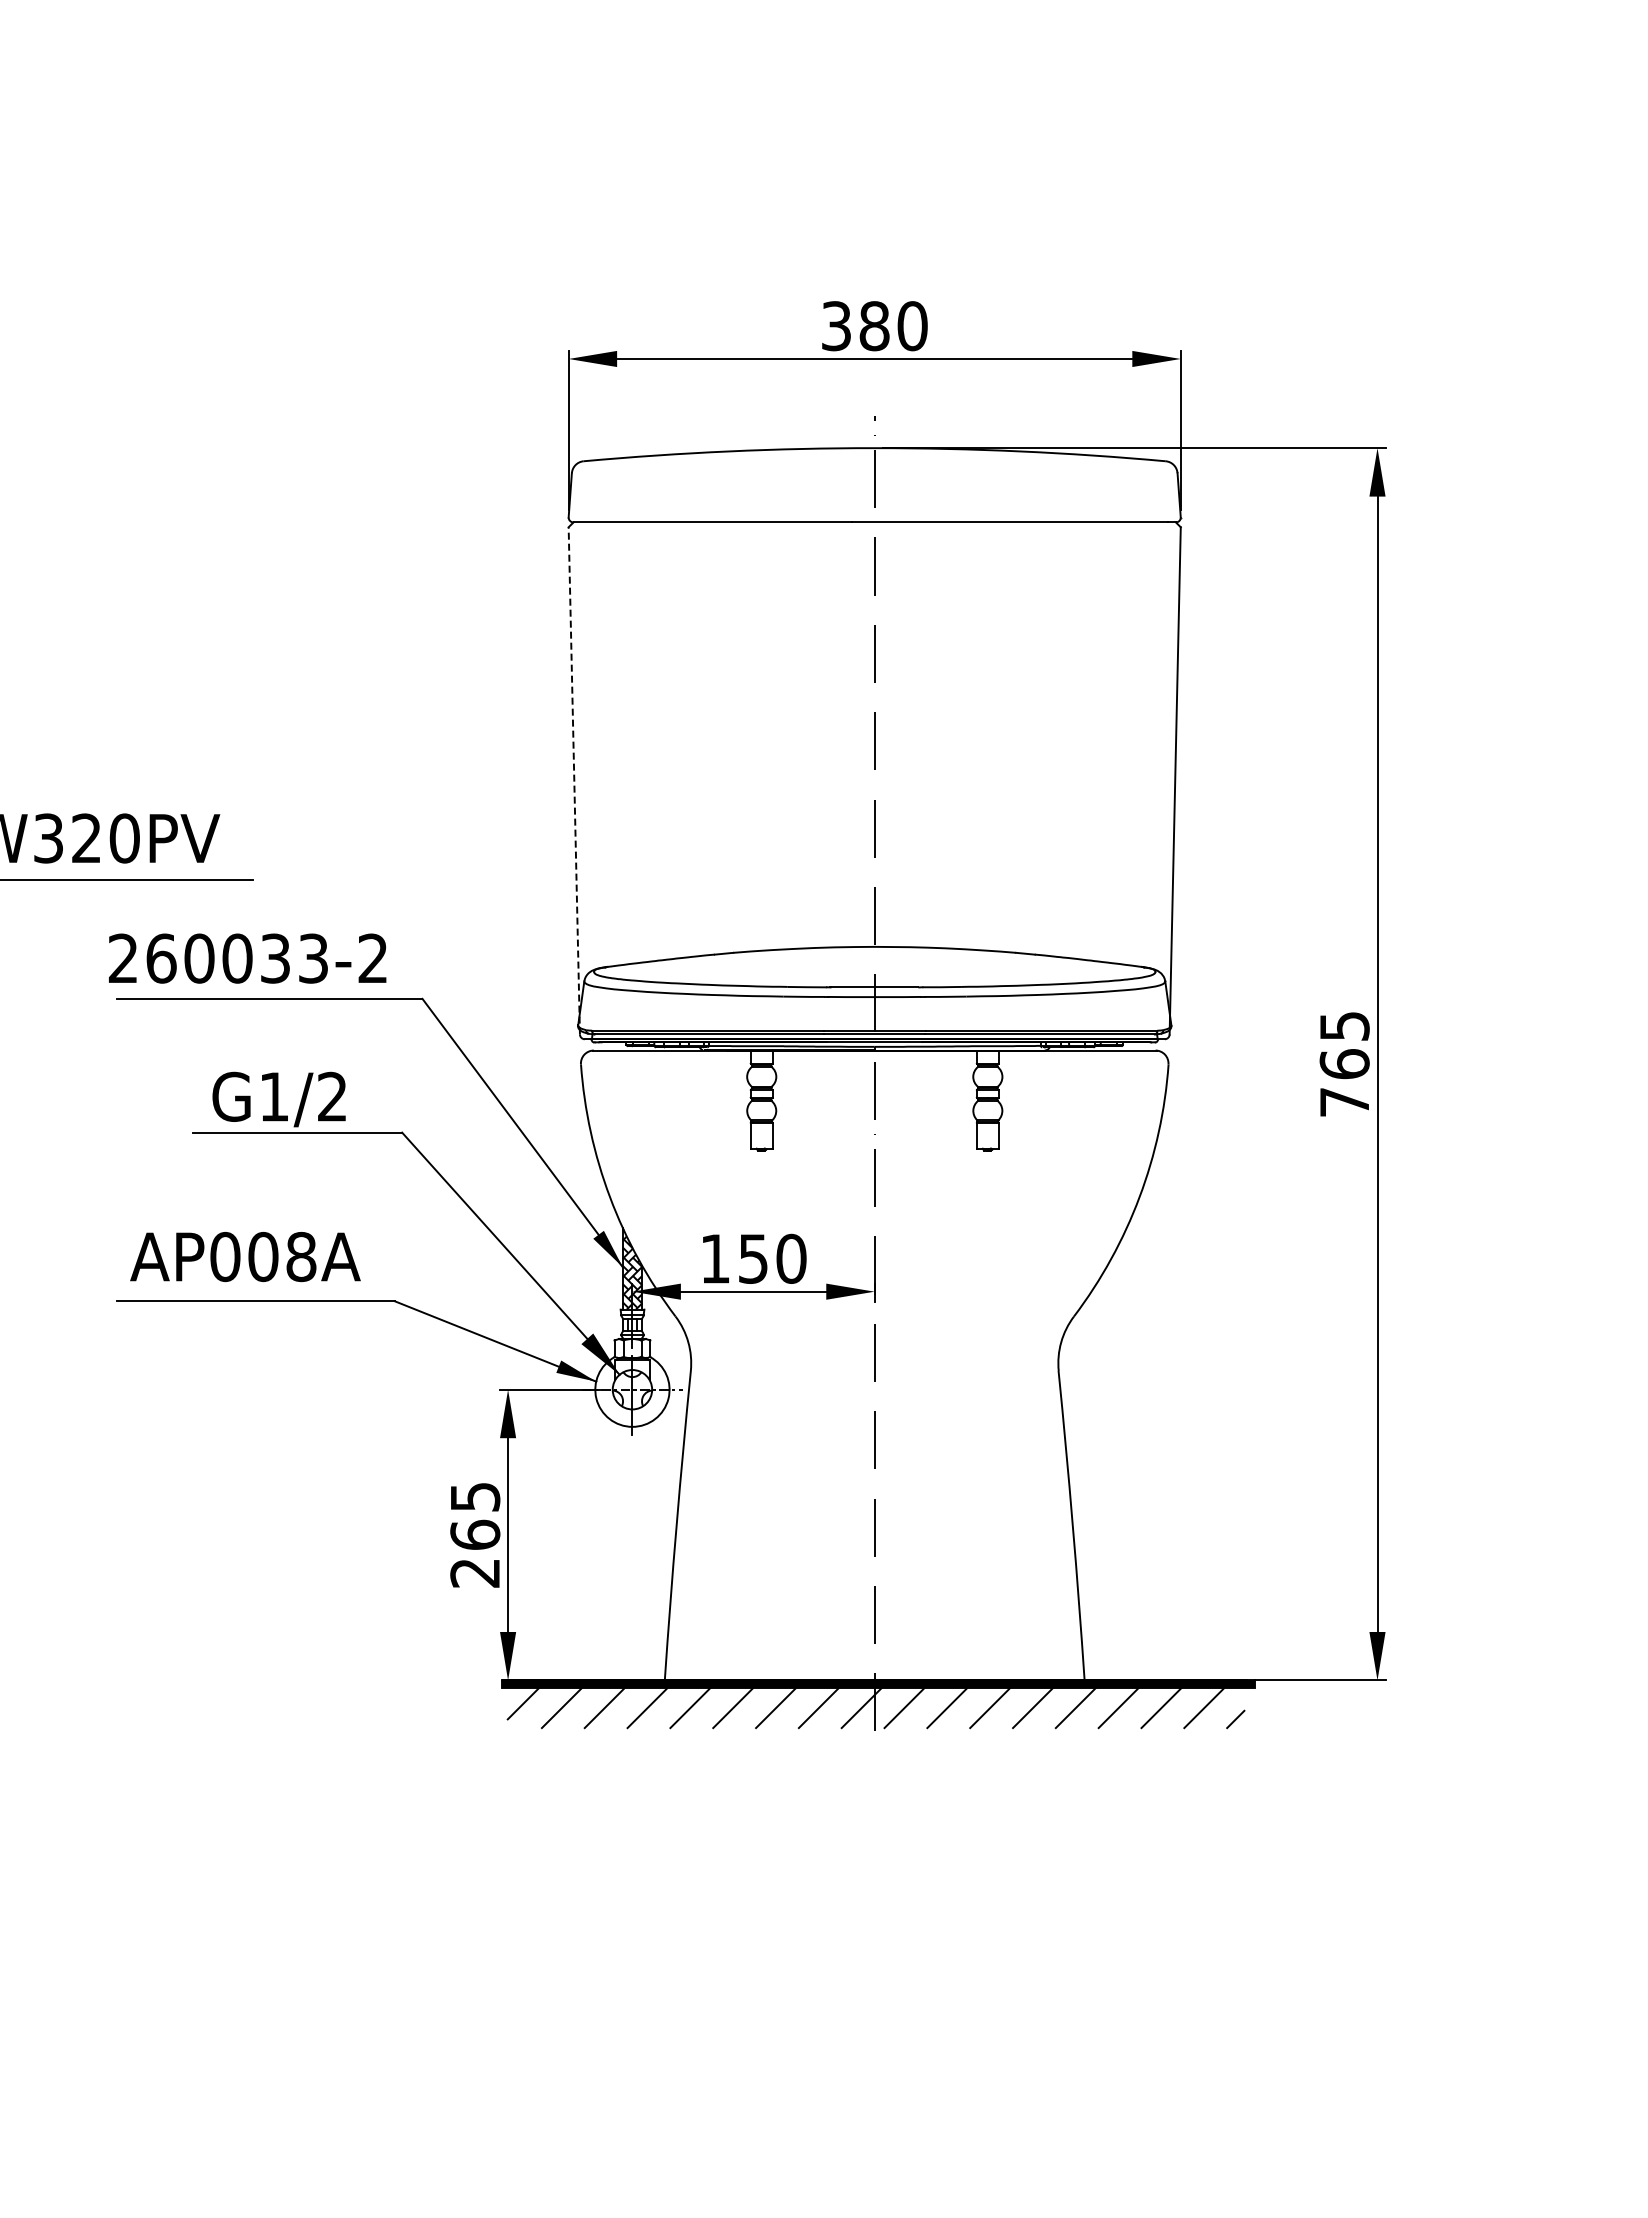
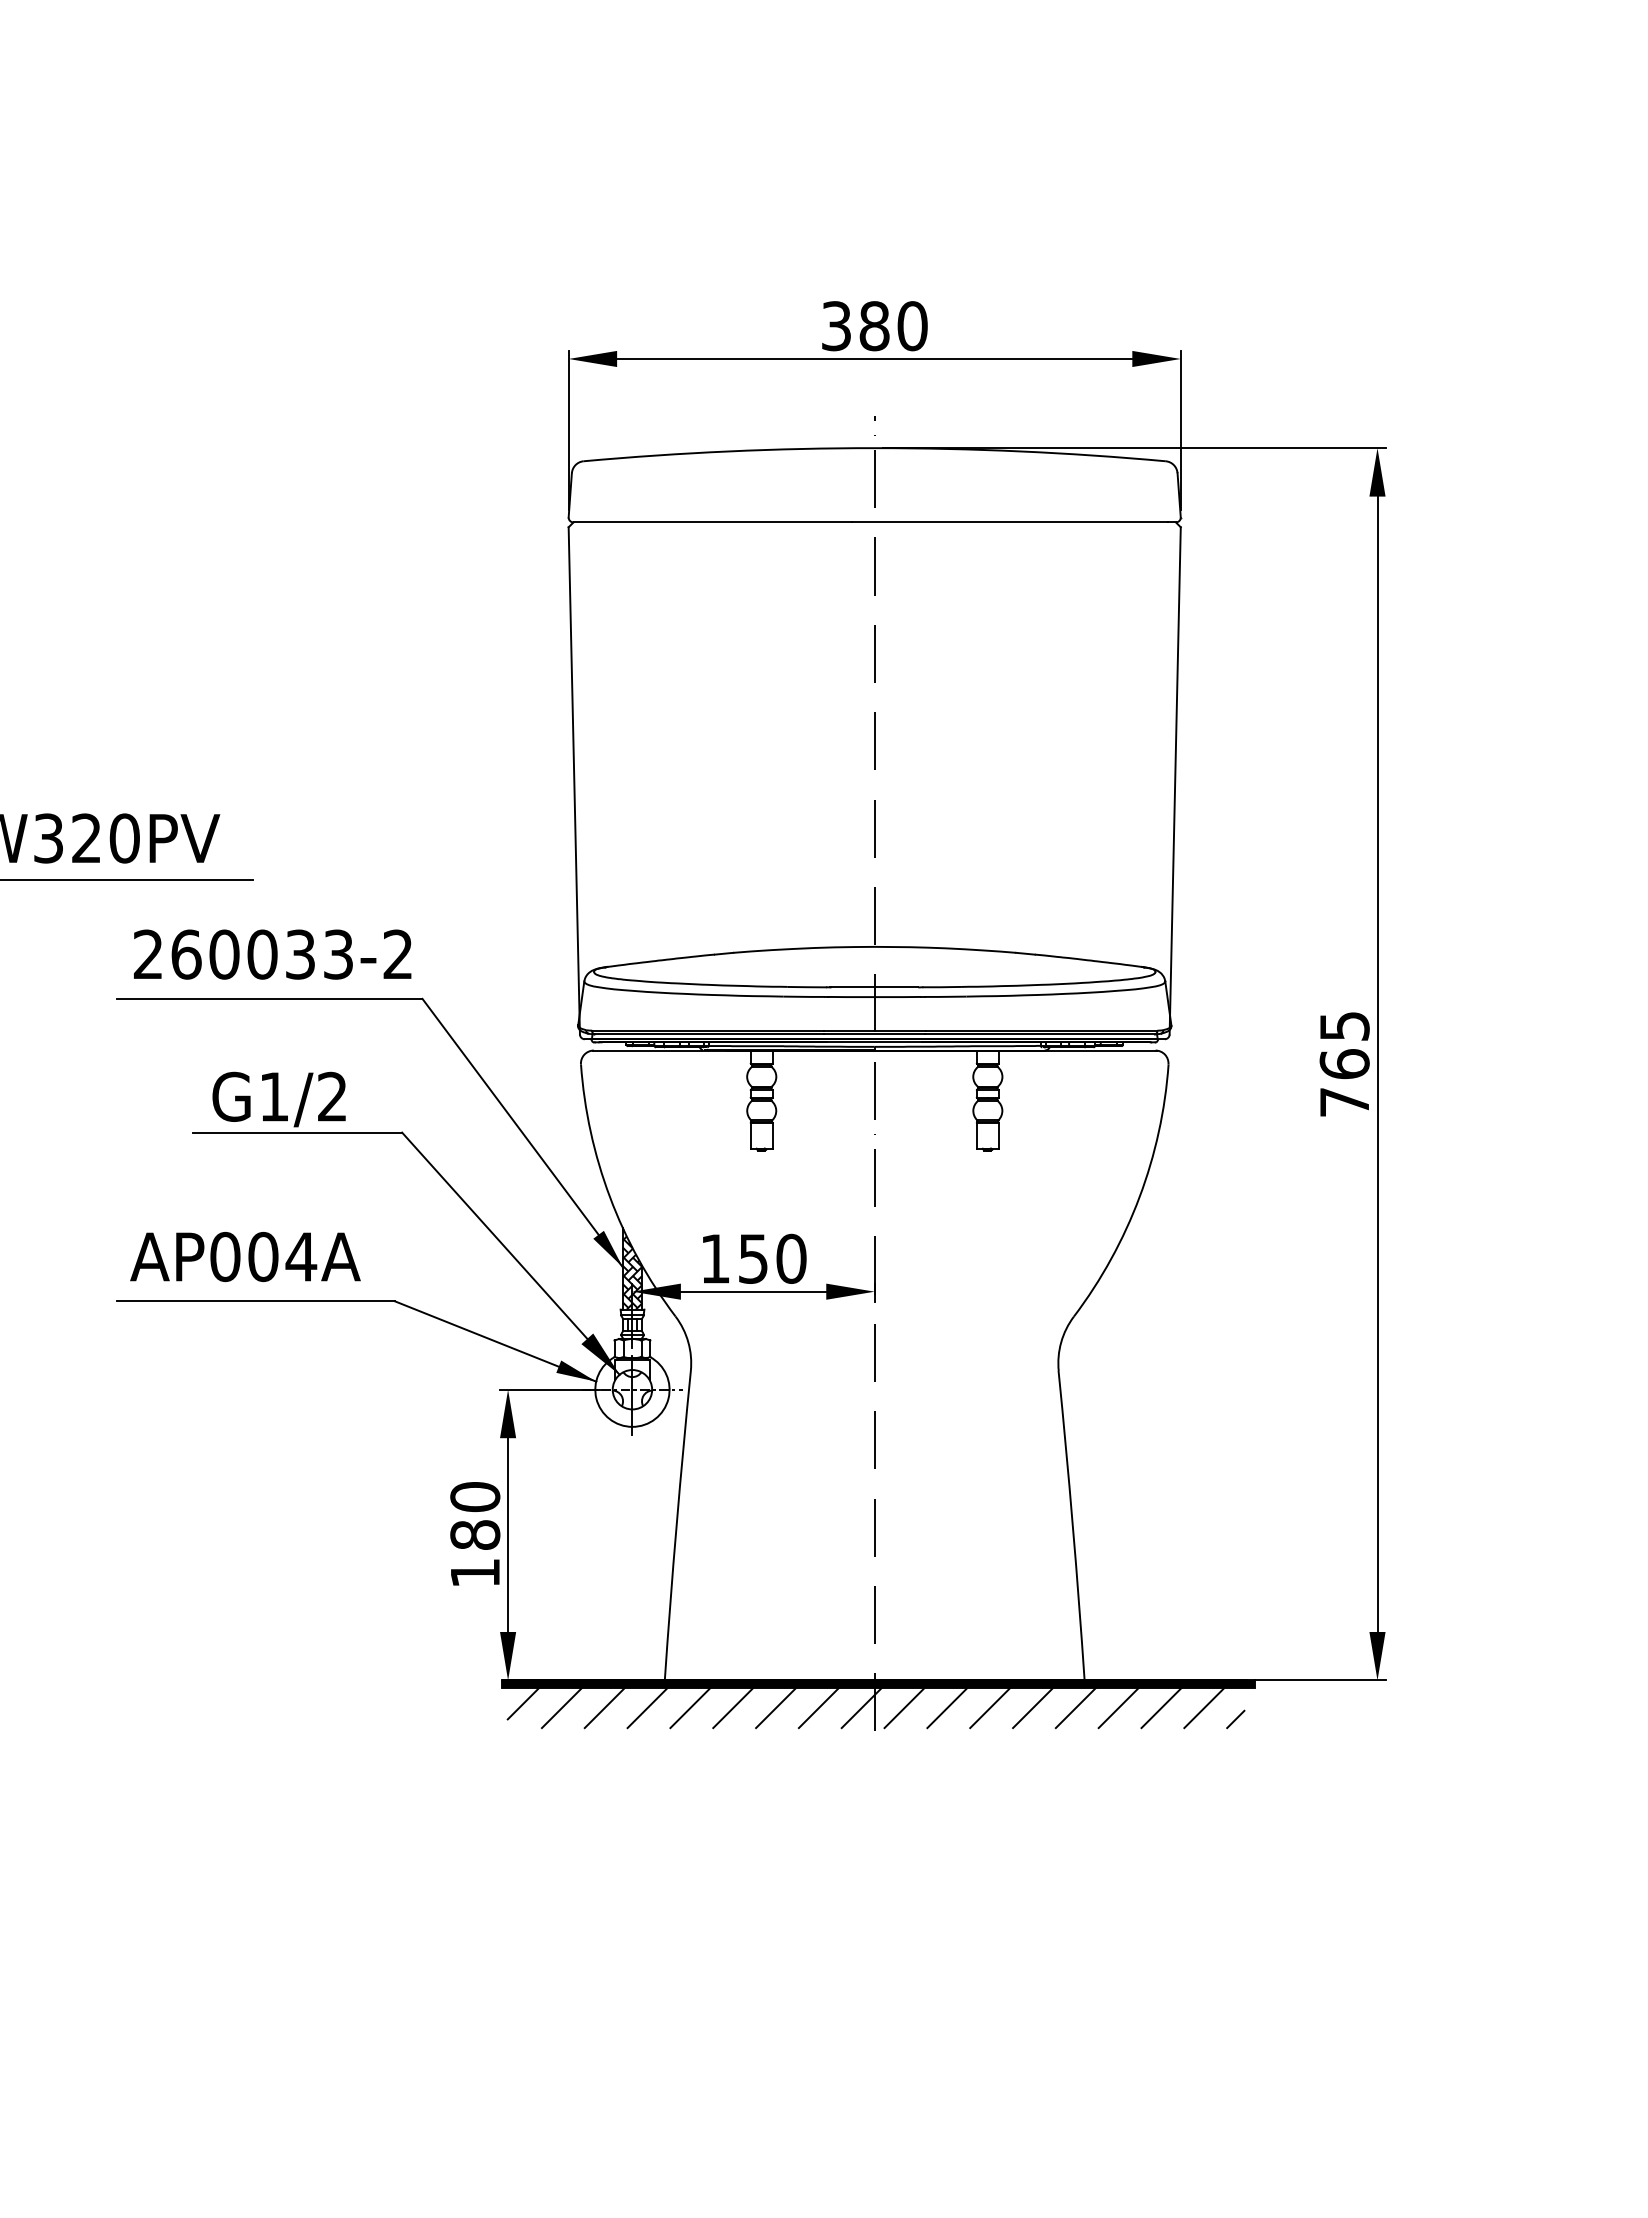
line: dashed -> solid (574, 780)
text position: (247, 958) -> (272, 954) (272, 954)
text: AP008A -> AP004A (301, 1256)
text: 265 -> 180 (475, 1534)
